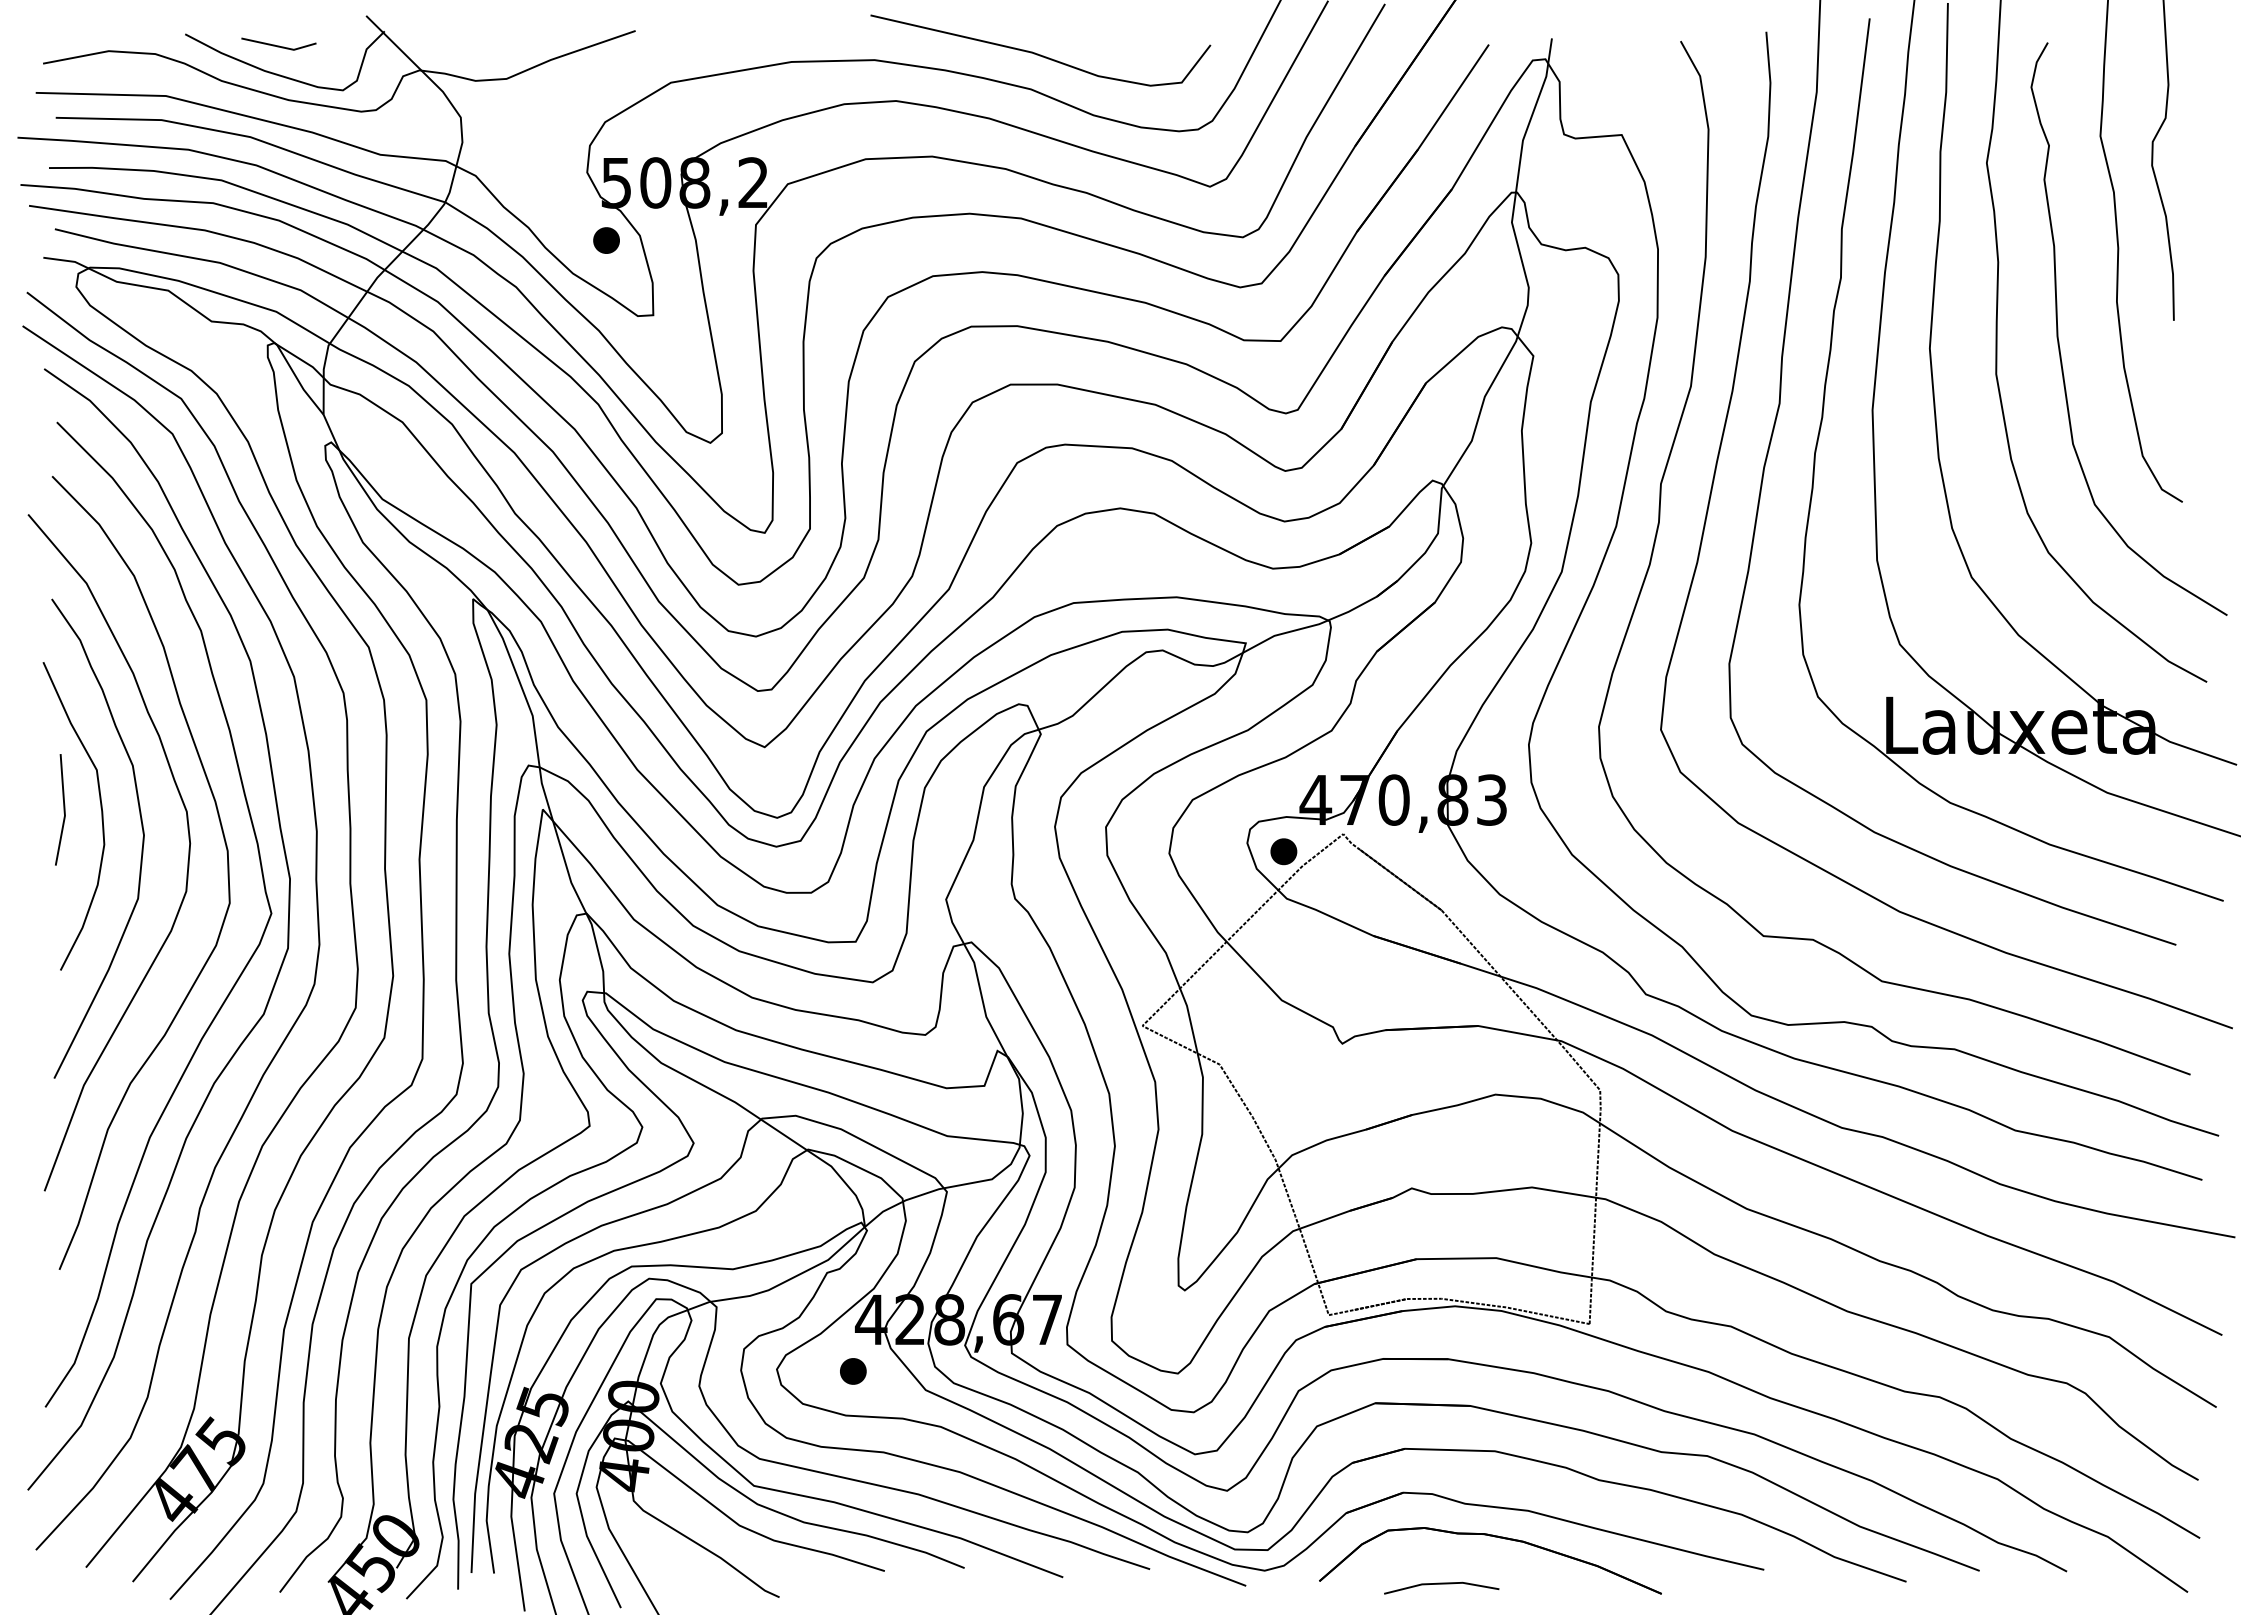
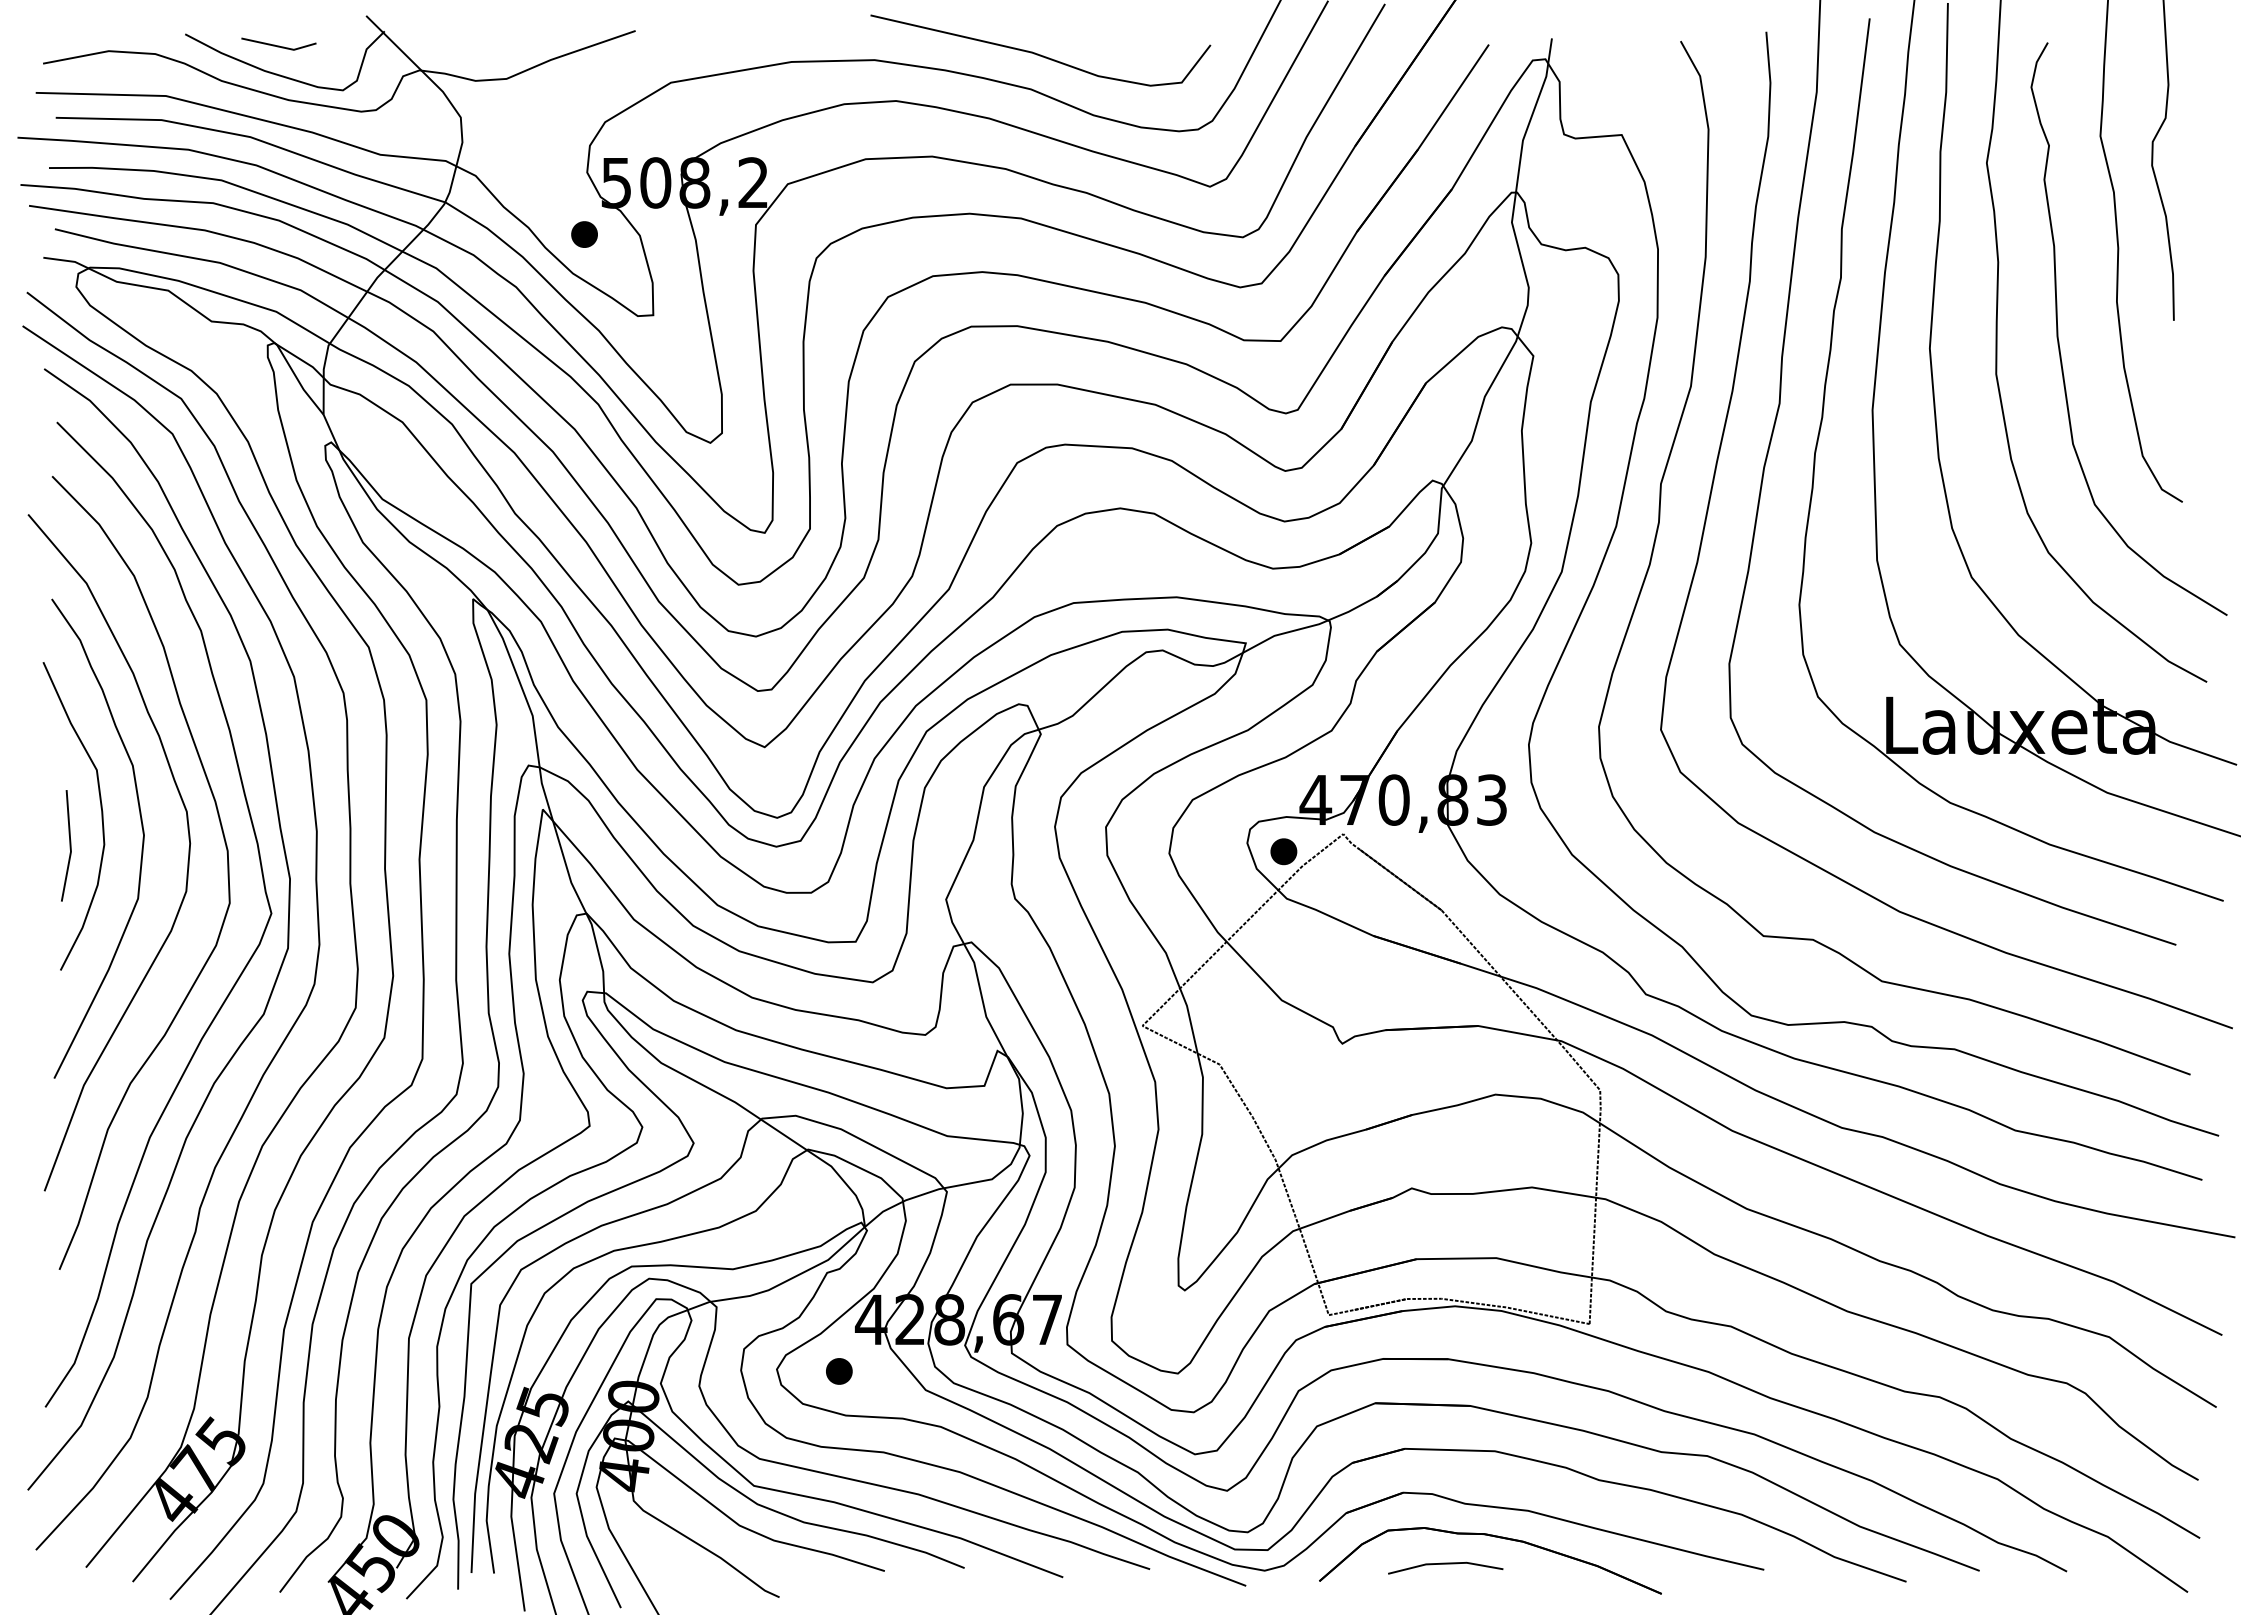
part position: (606, 240) -> (584, 234) (584, 234)
line position: (63, 809) -> (69, 845) (69, 845)
part position: (853, 1371) -> (839, 1371) (839, 1371)
part position: (1441, 1587) -> (1445, 1567) (1445, 1567)
